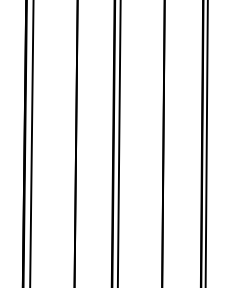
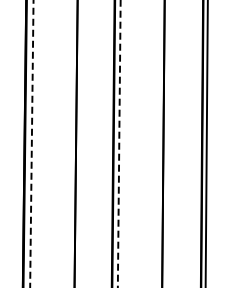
line: solid -> dashed (31, 143)
line: solid -> dashed (119, 144)
